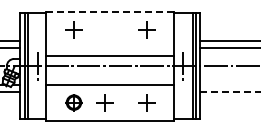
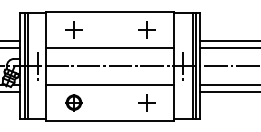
line: dashed -> solid (110, 11)
line position: (110, 55) -> (110, 47) (110, 47)
line: none -> present (228, 84)
line: dashed -> solid (230, 91)
part: present -> none (104, 102)
